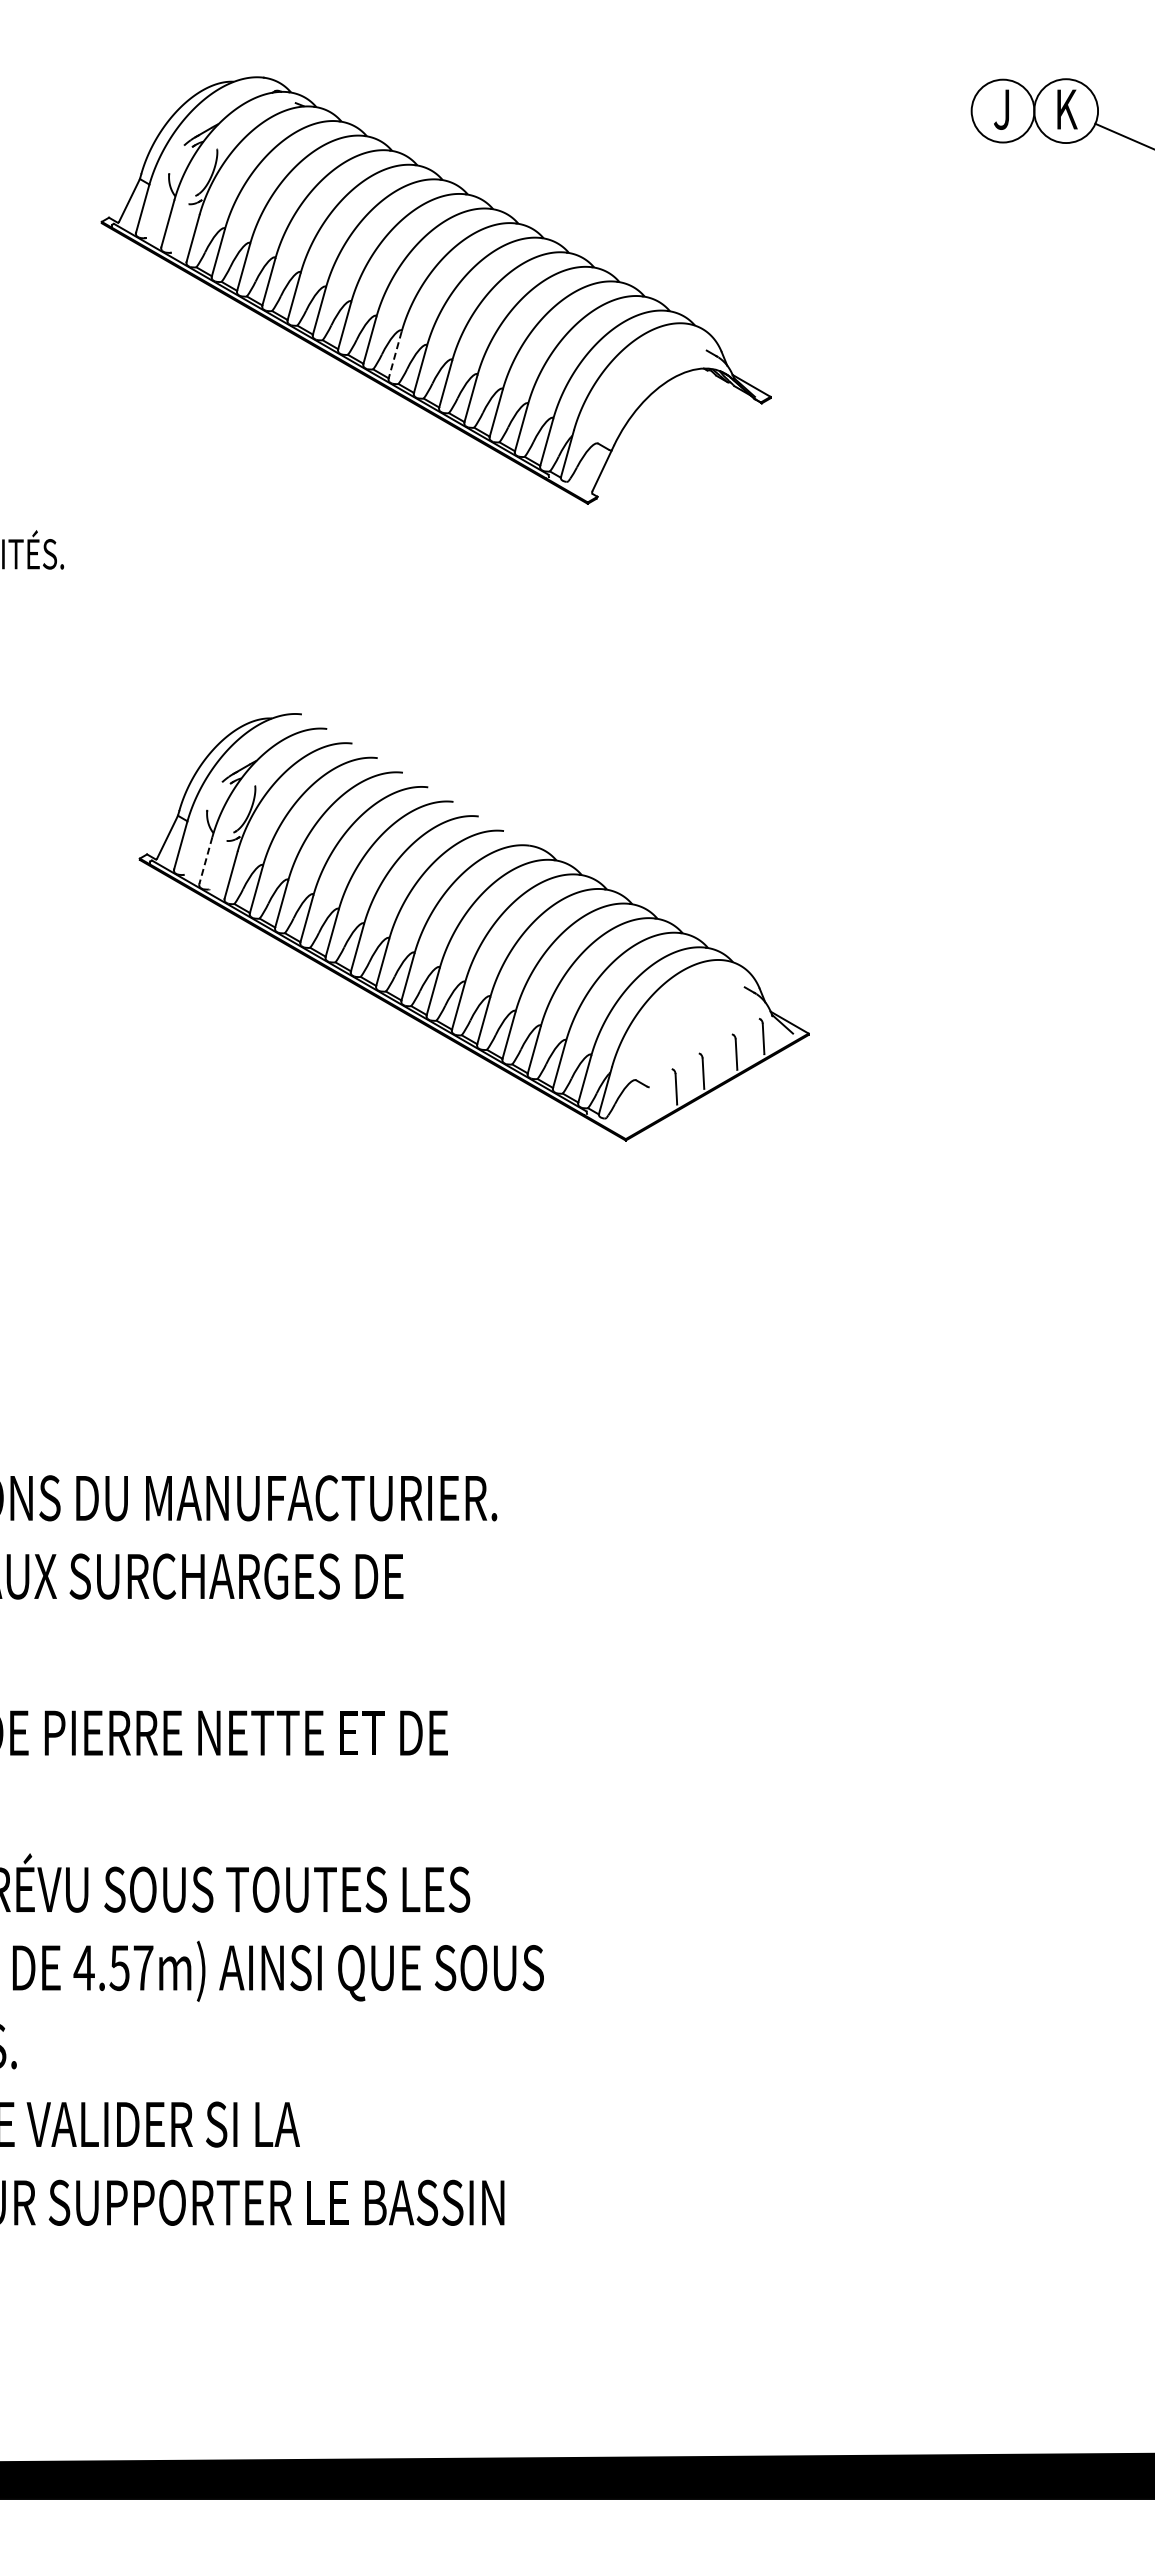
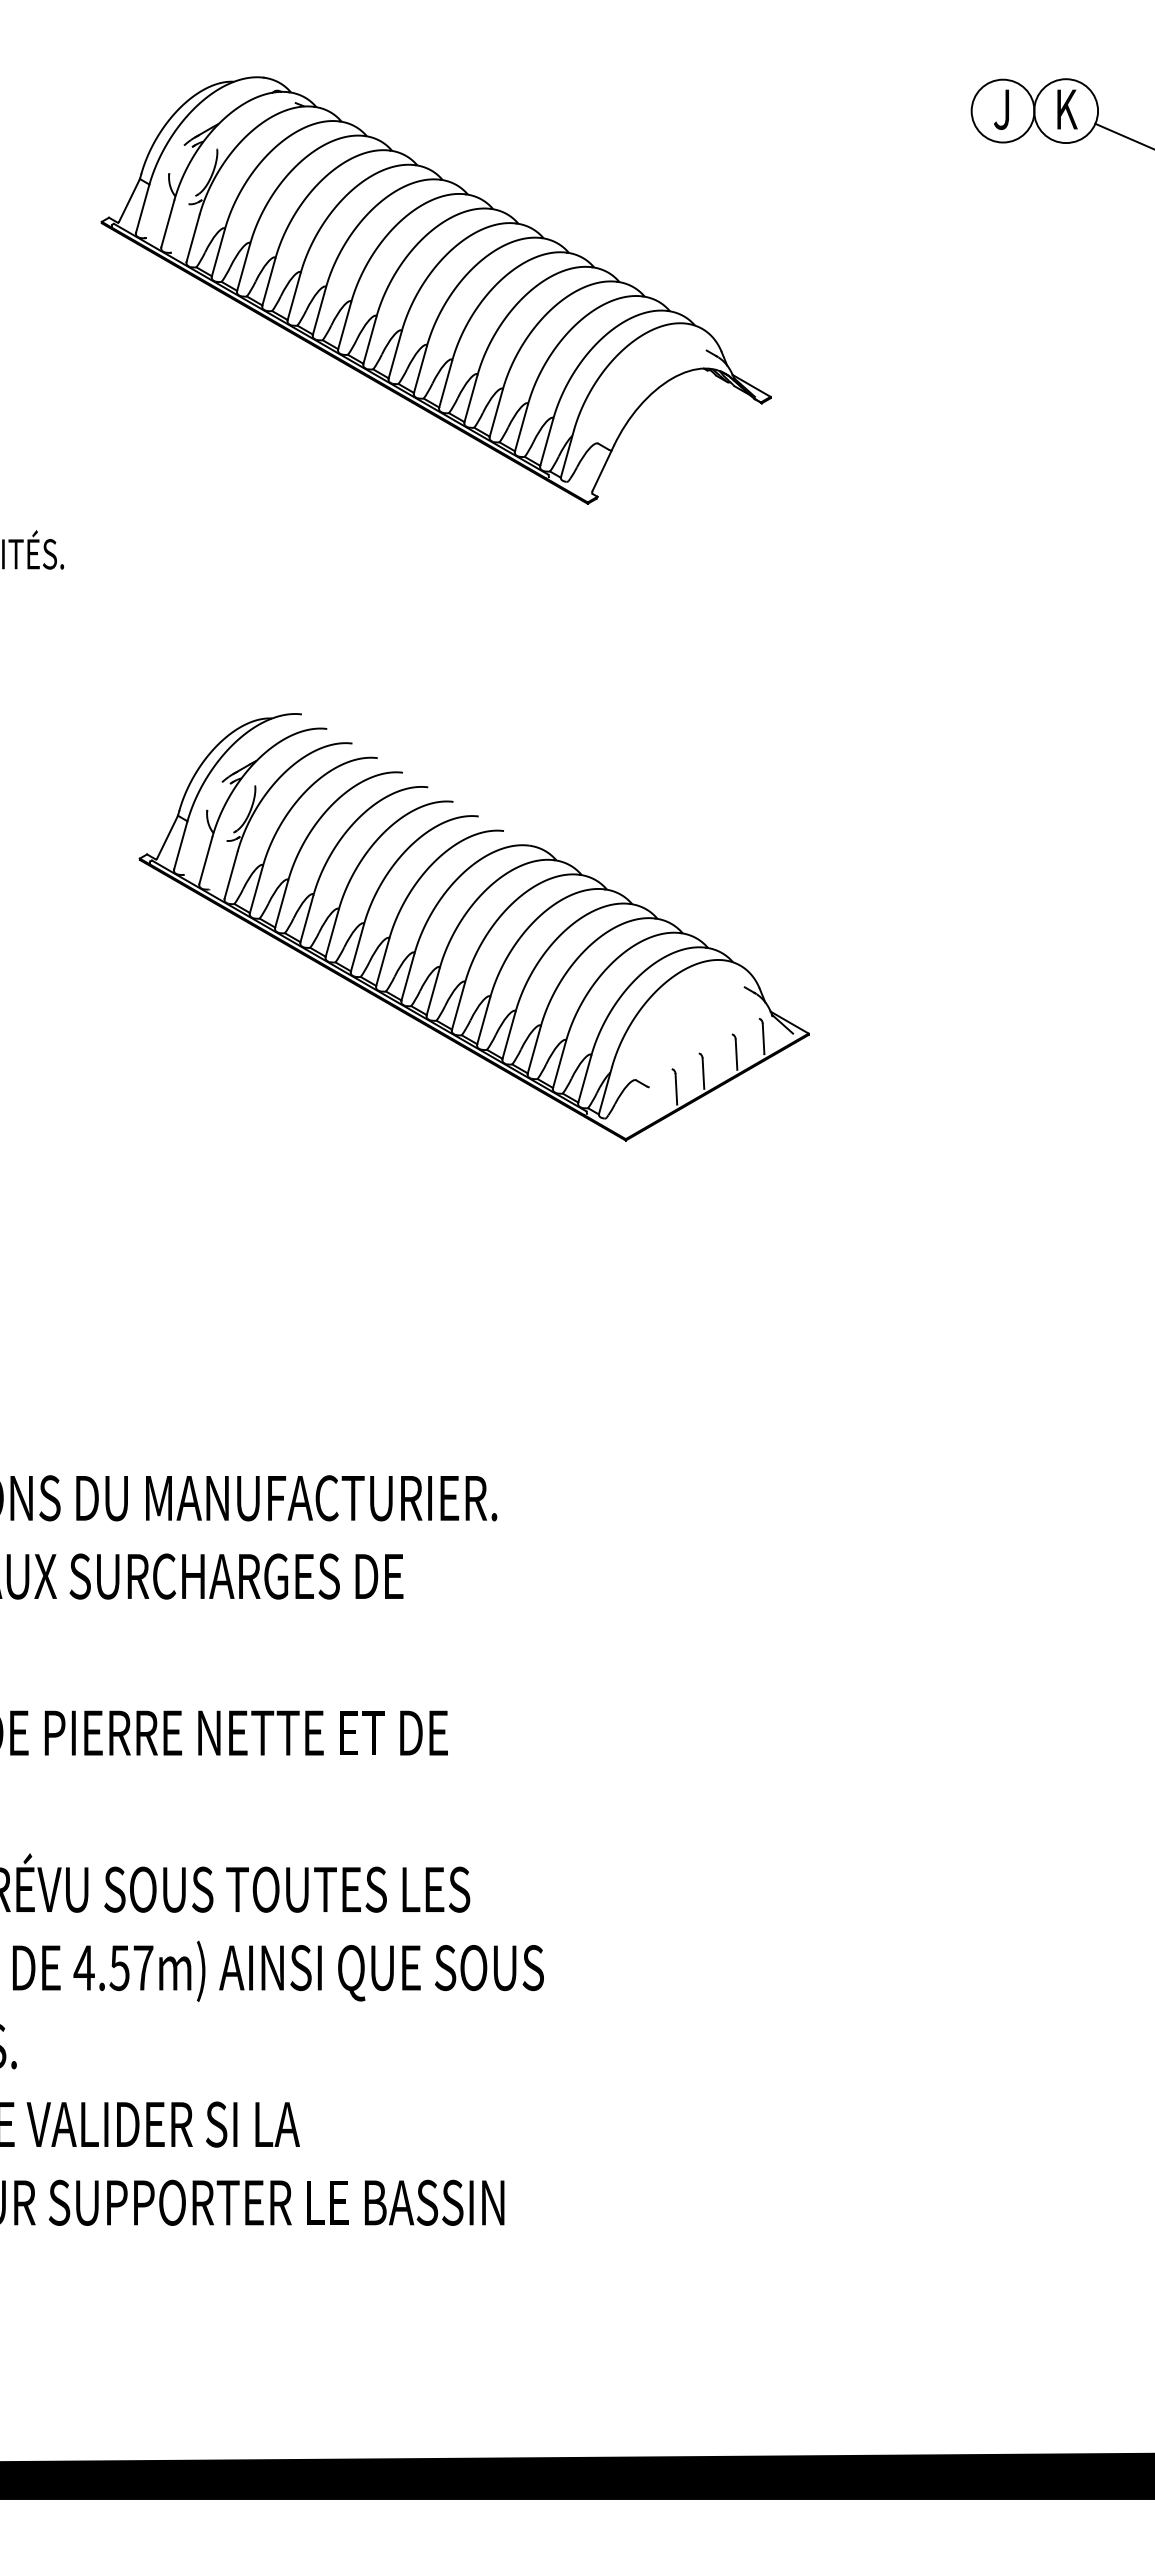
line: dashed -> solid (395, 355)
line: dashed -> solid (205, 861)
